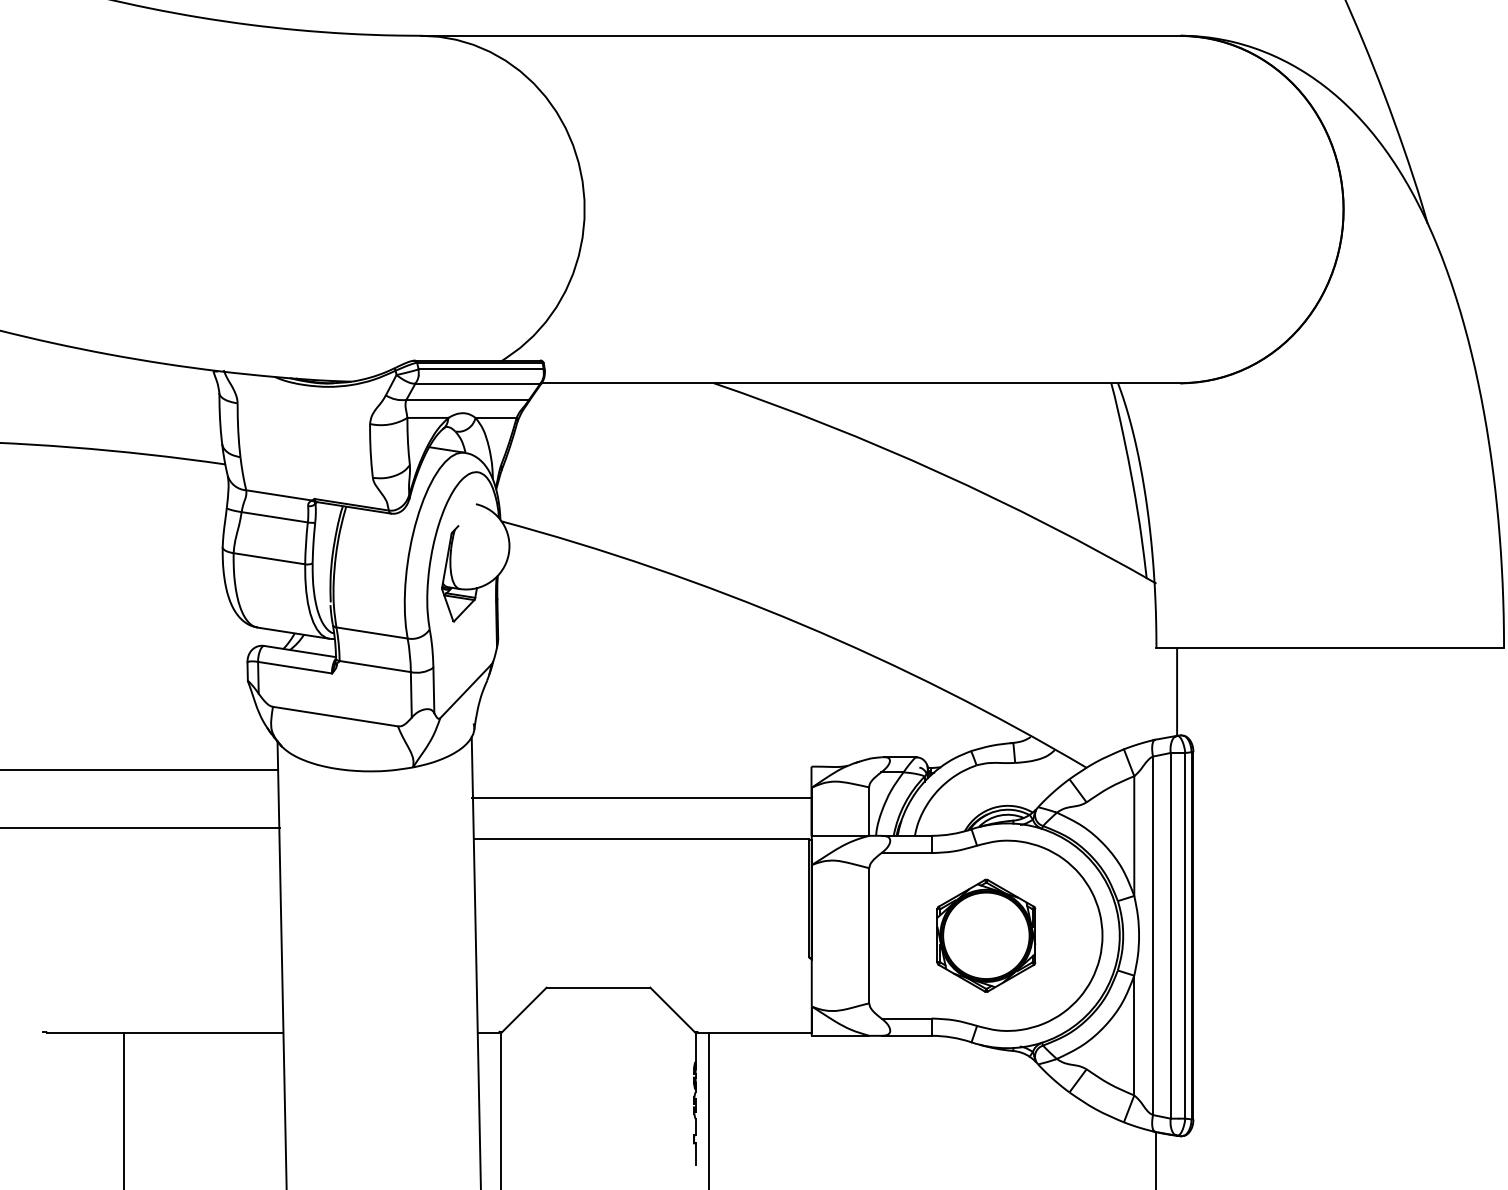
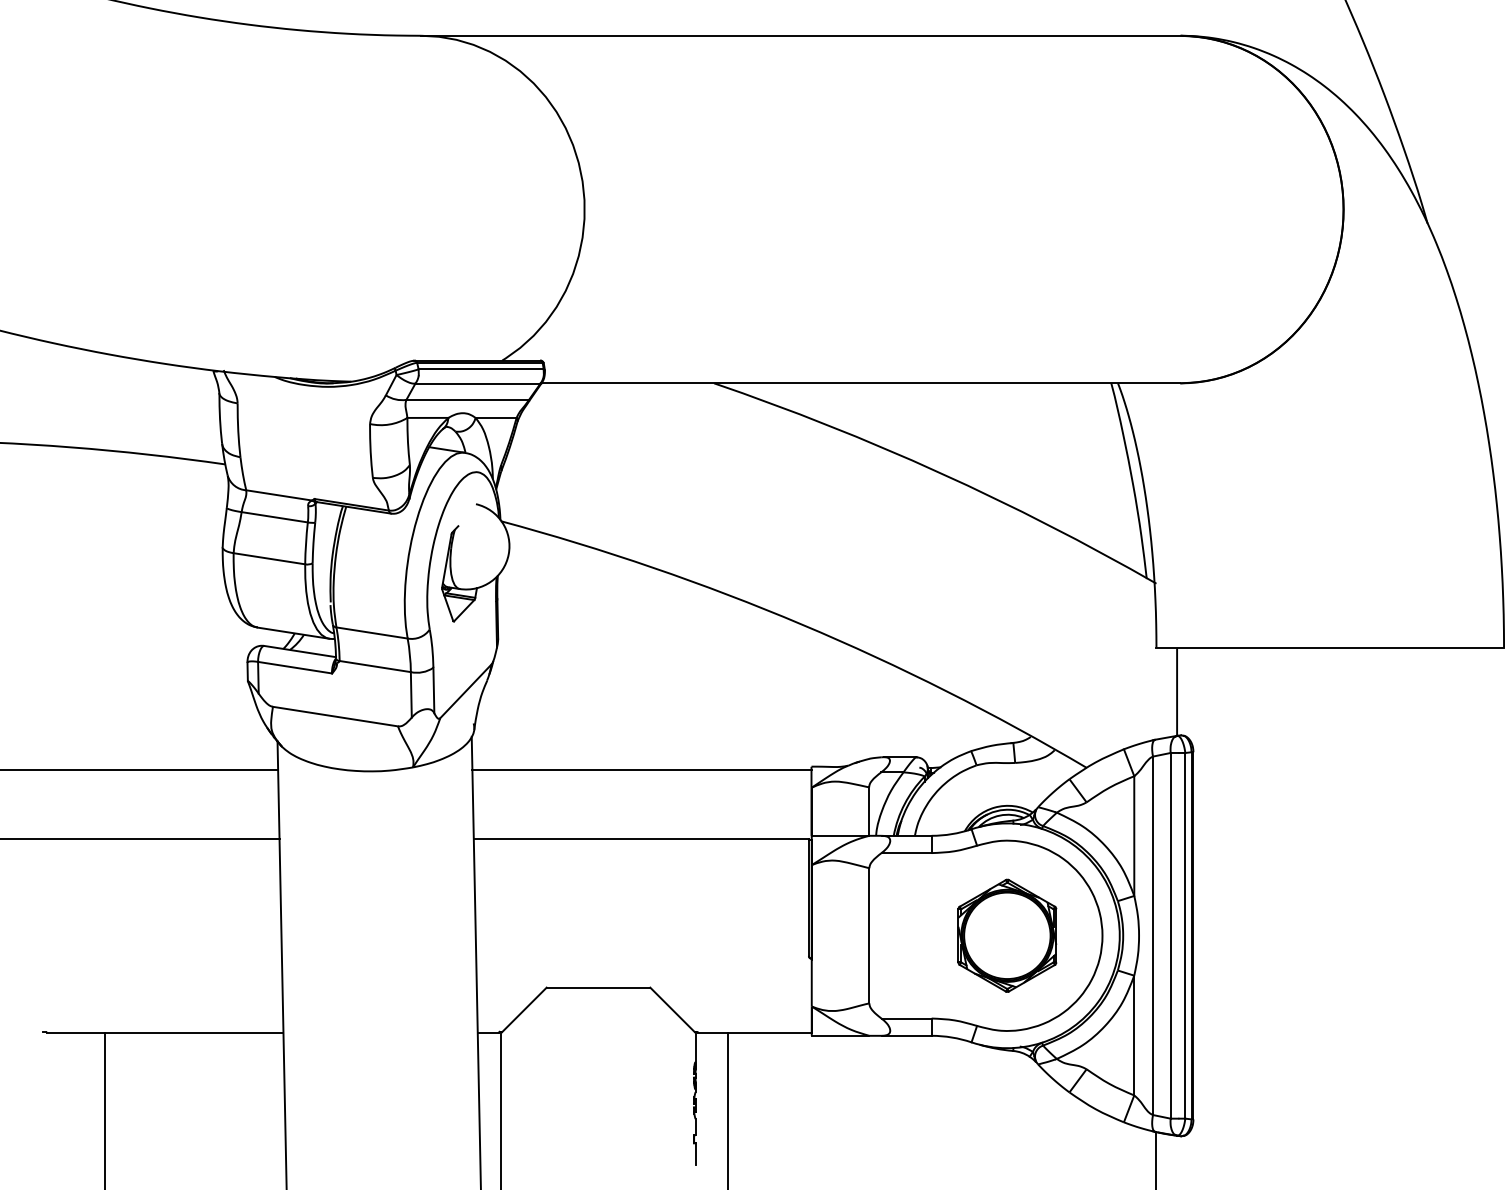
line position: (641, 797) -> (641, 769) (641, 769)
line position: (140, 827) -> (140, 838) (140, 838)
part position: (986, 935) -> (1007, 935) (1007, 935)
line position: (123, 1109) -> (104, 1109) (104, 1109)
line position: (709, 1109) -> (728, 1109) (728, 1109)
